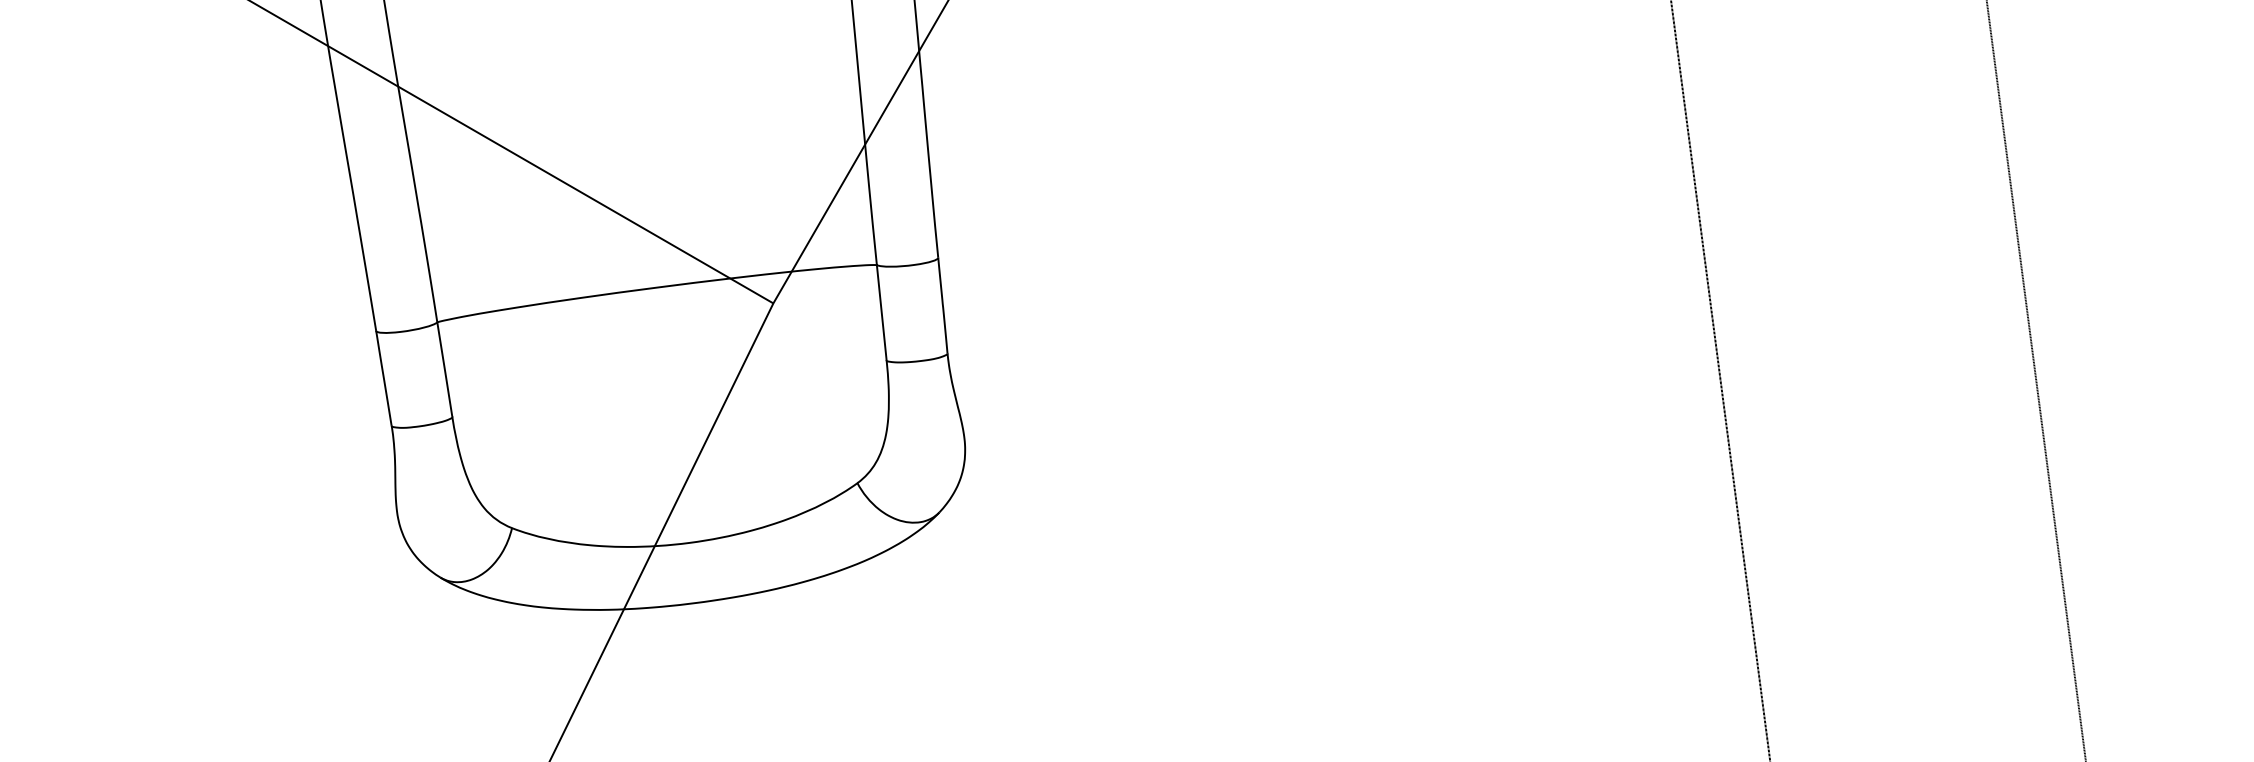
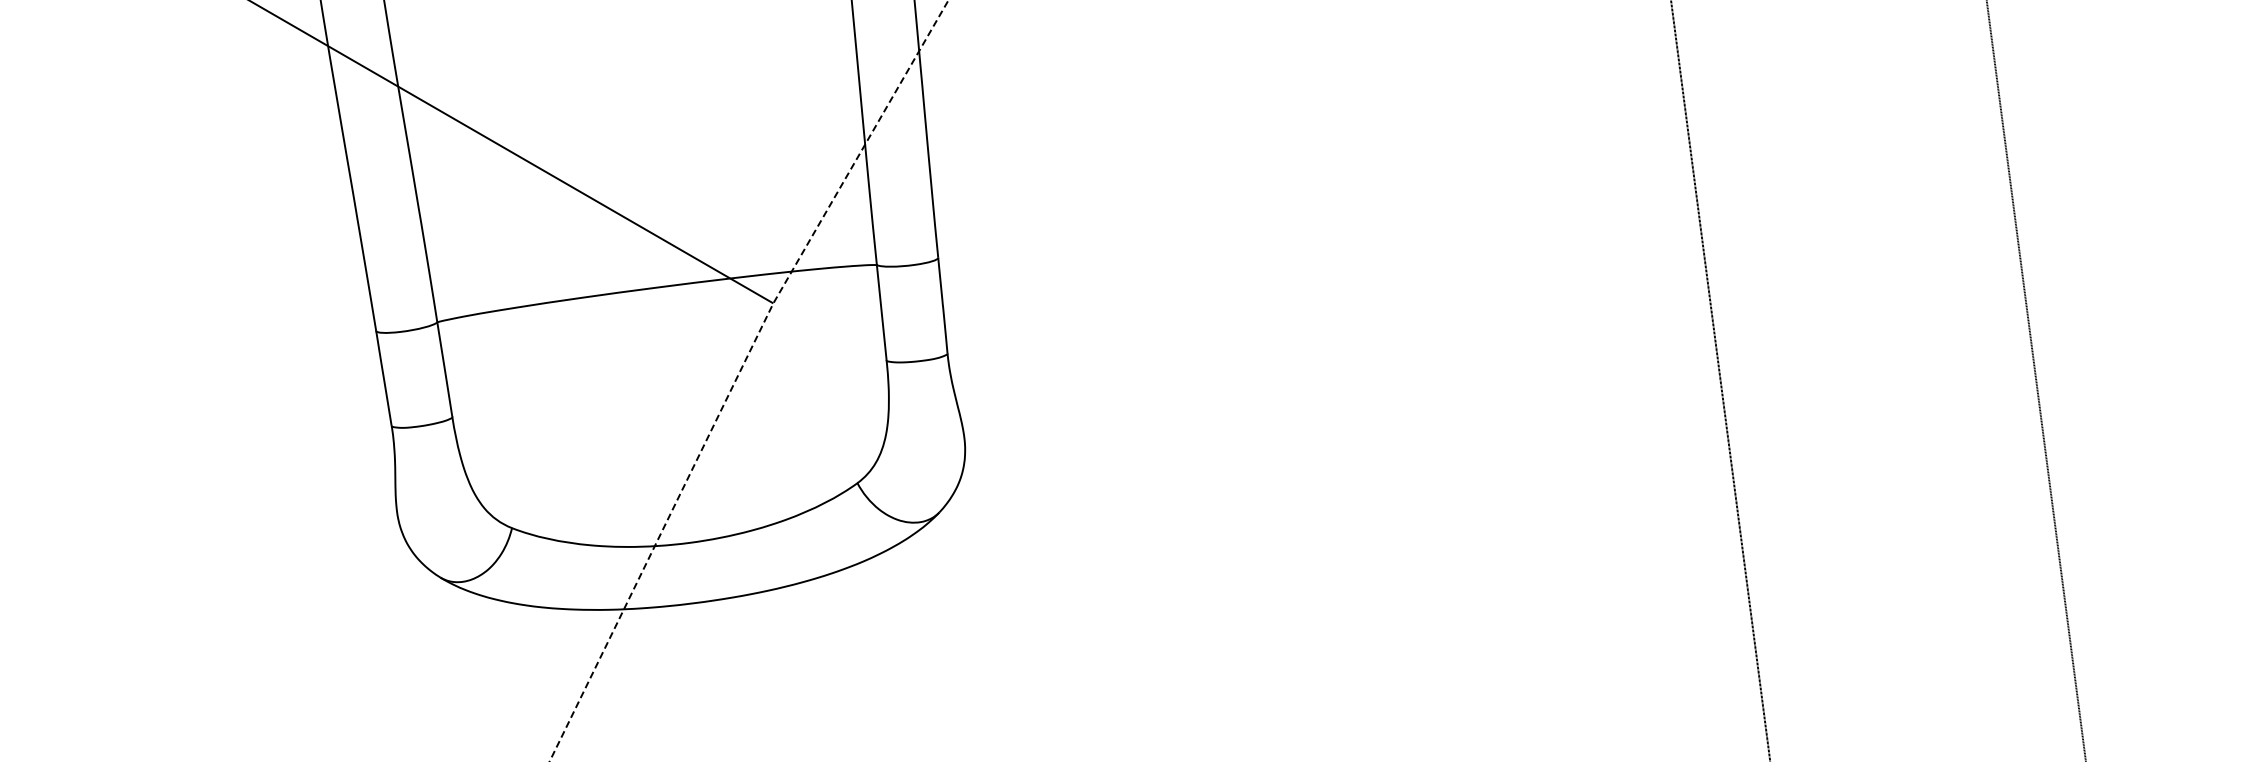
line: solid -> dashed (738, 374)
